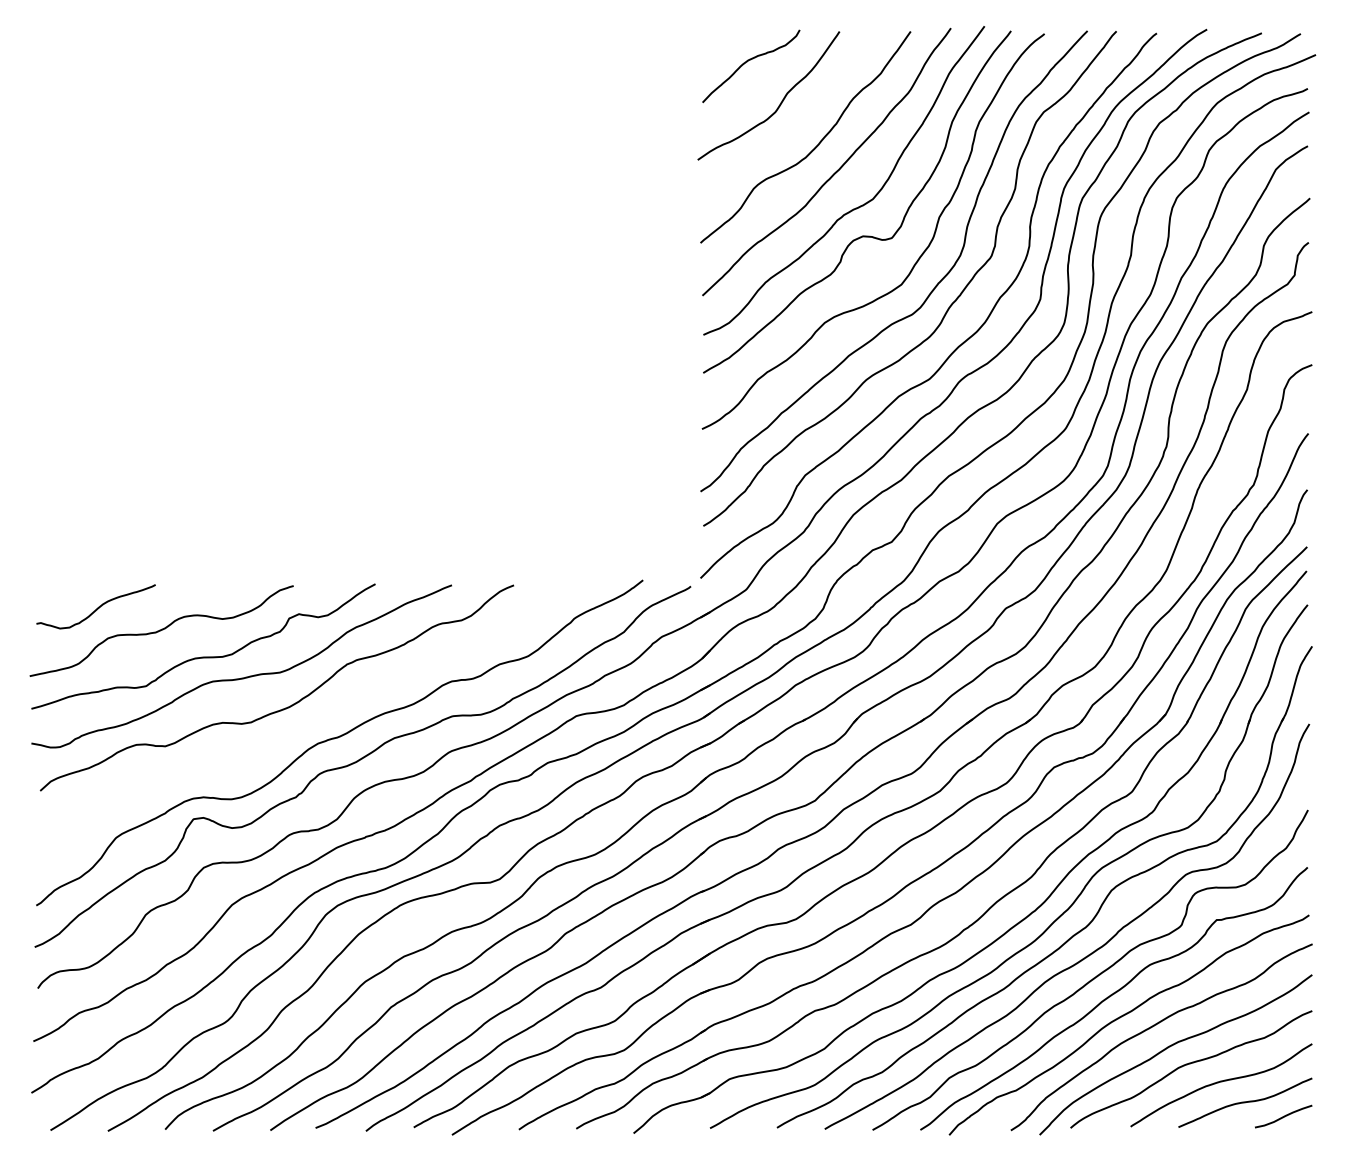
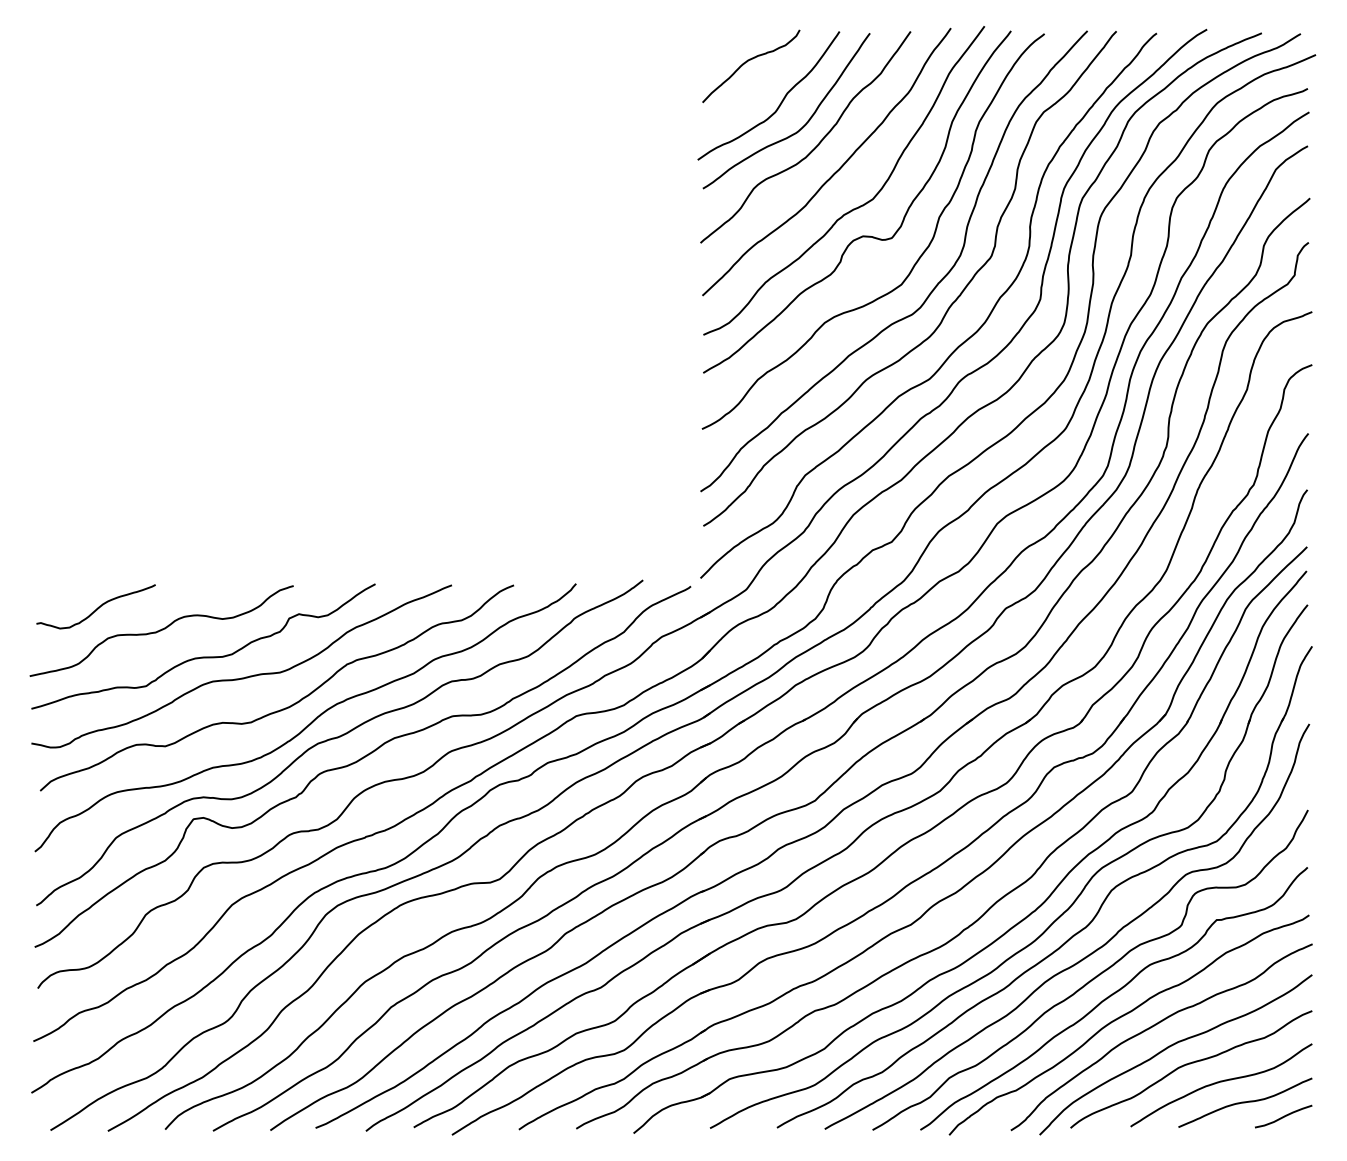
curve: none -> present (802, 126)
curve: none -> present (310, 722)
